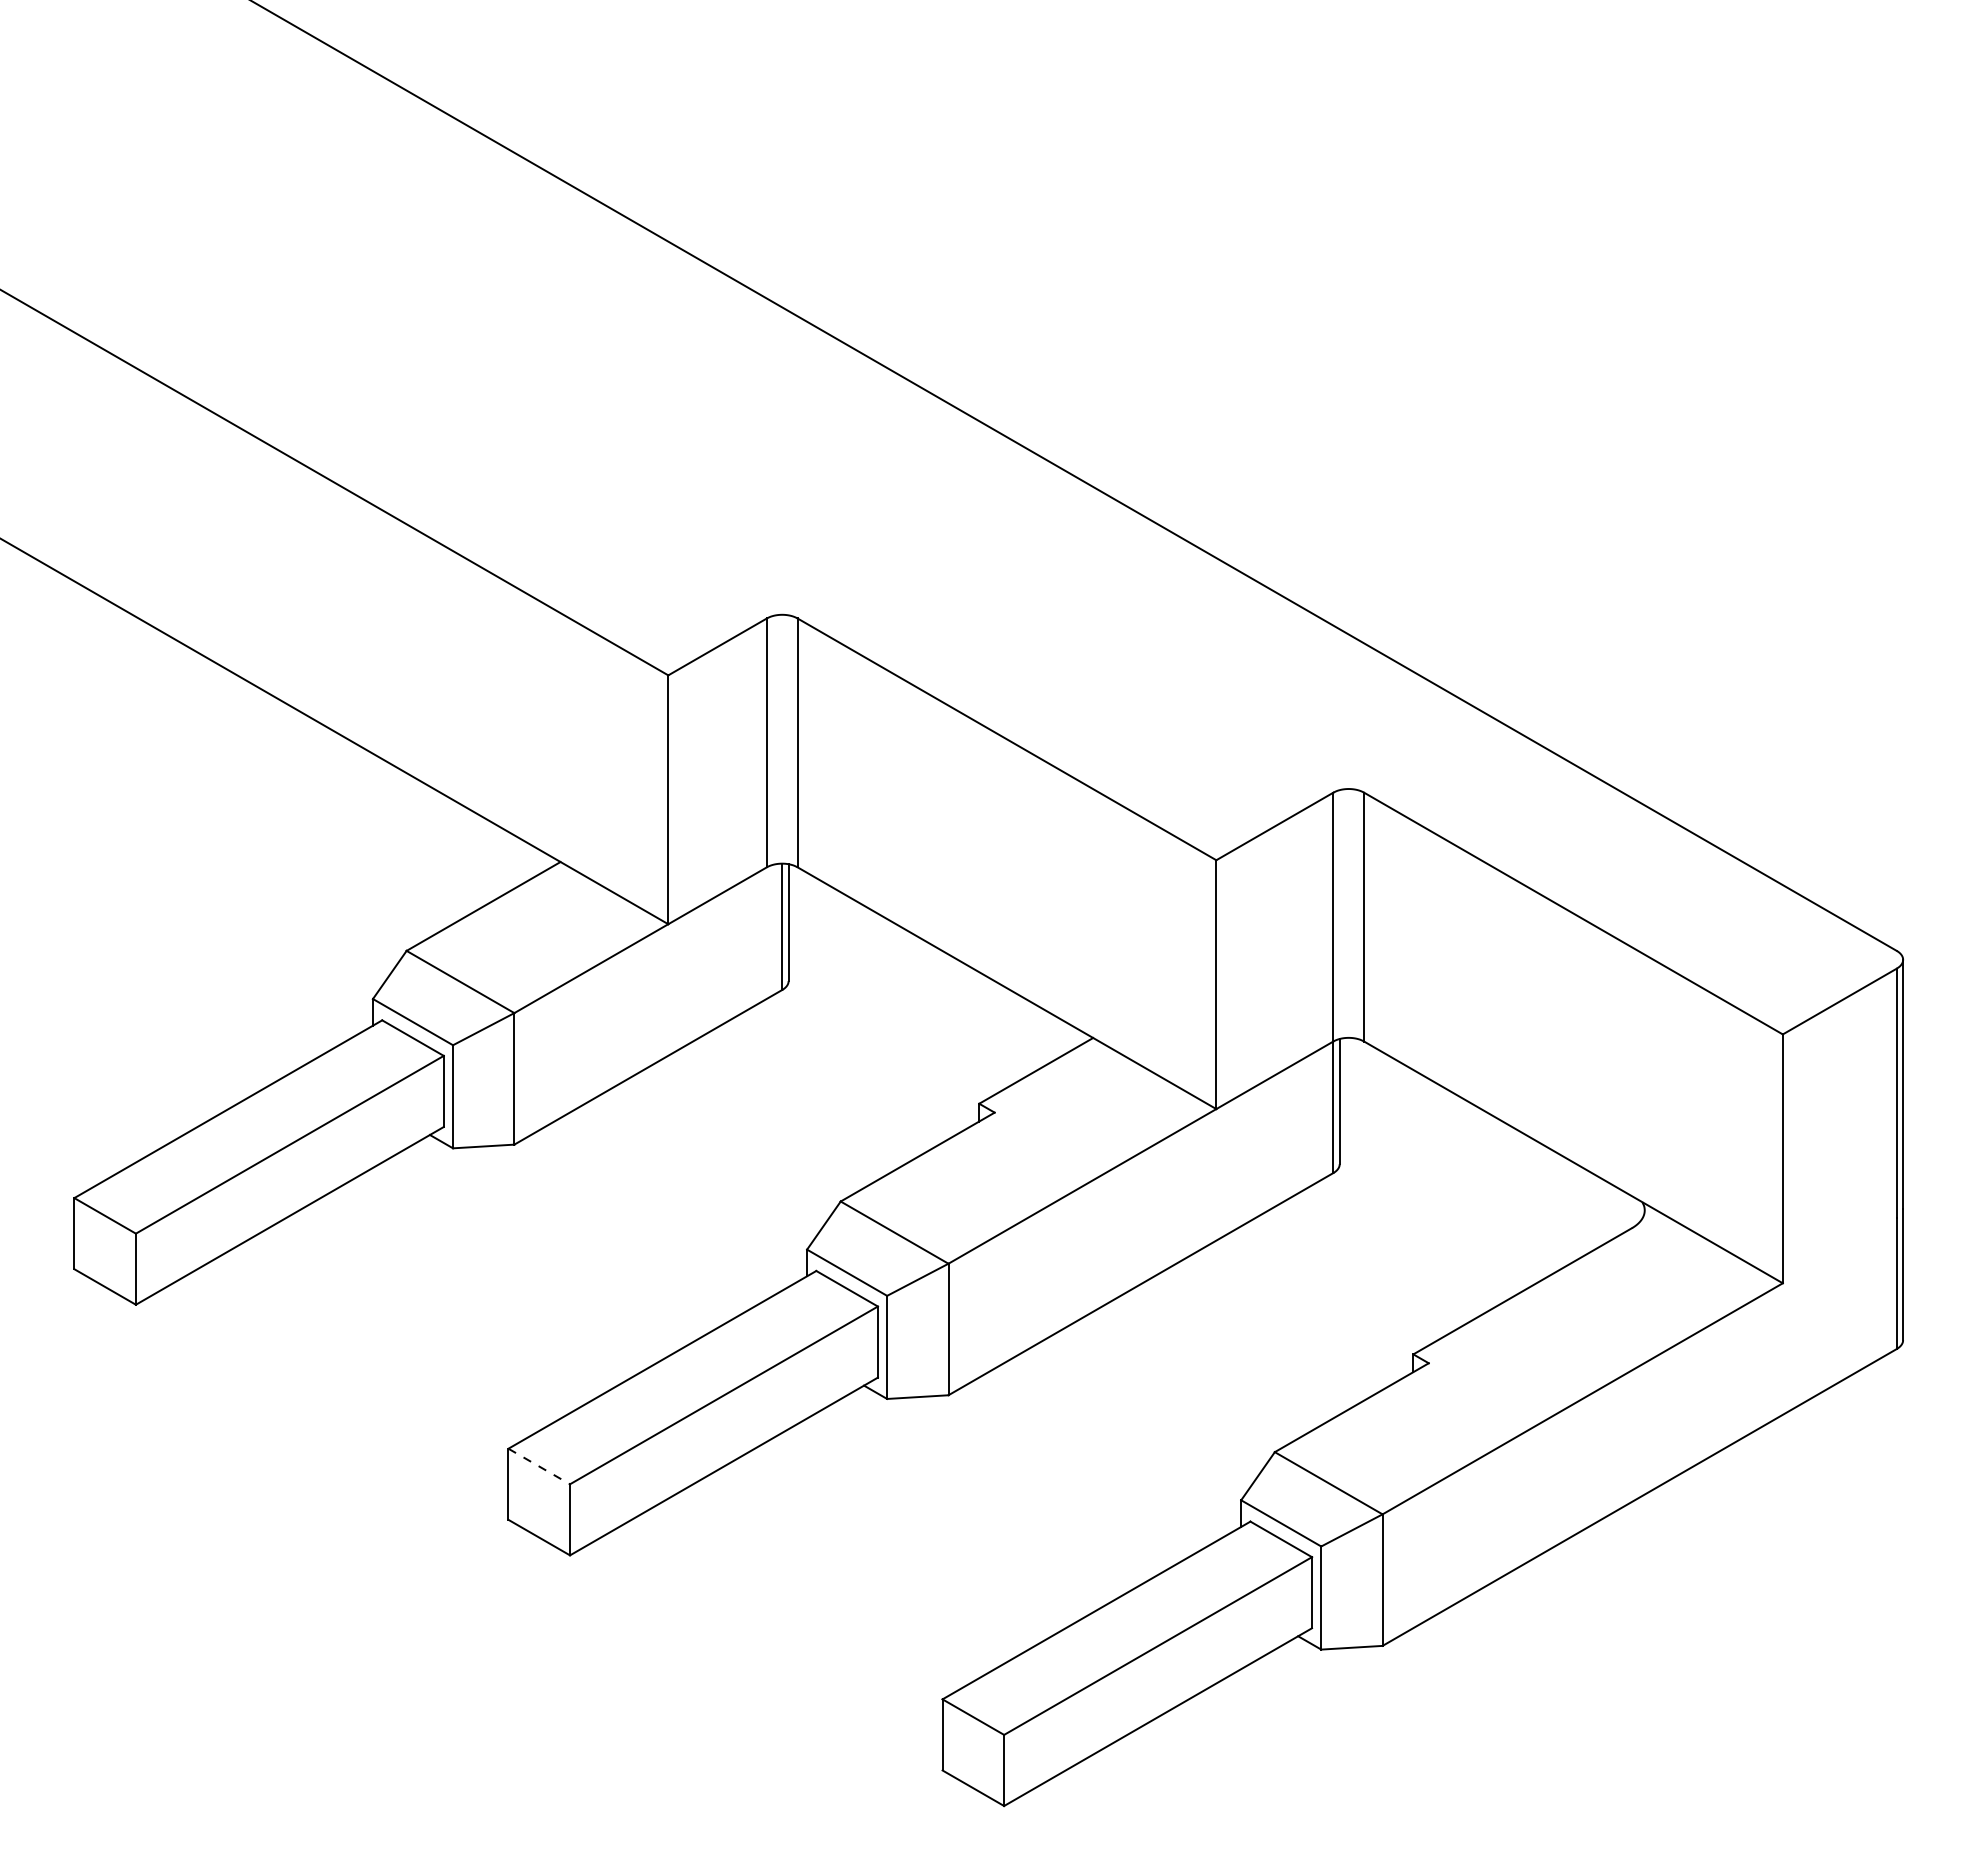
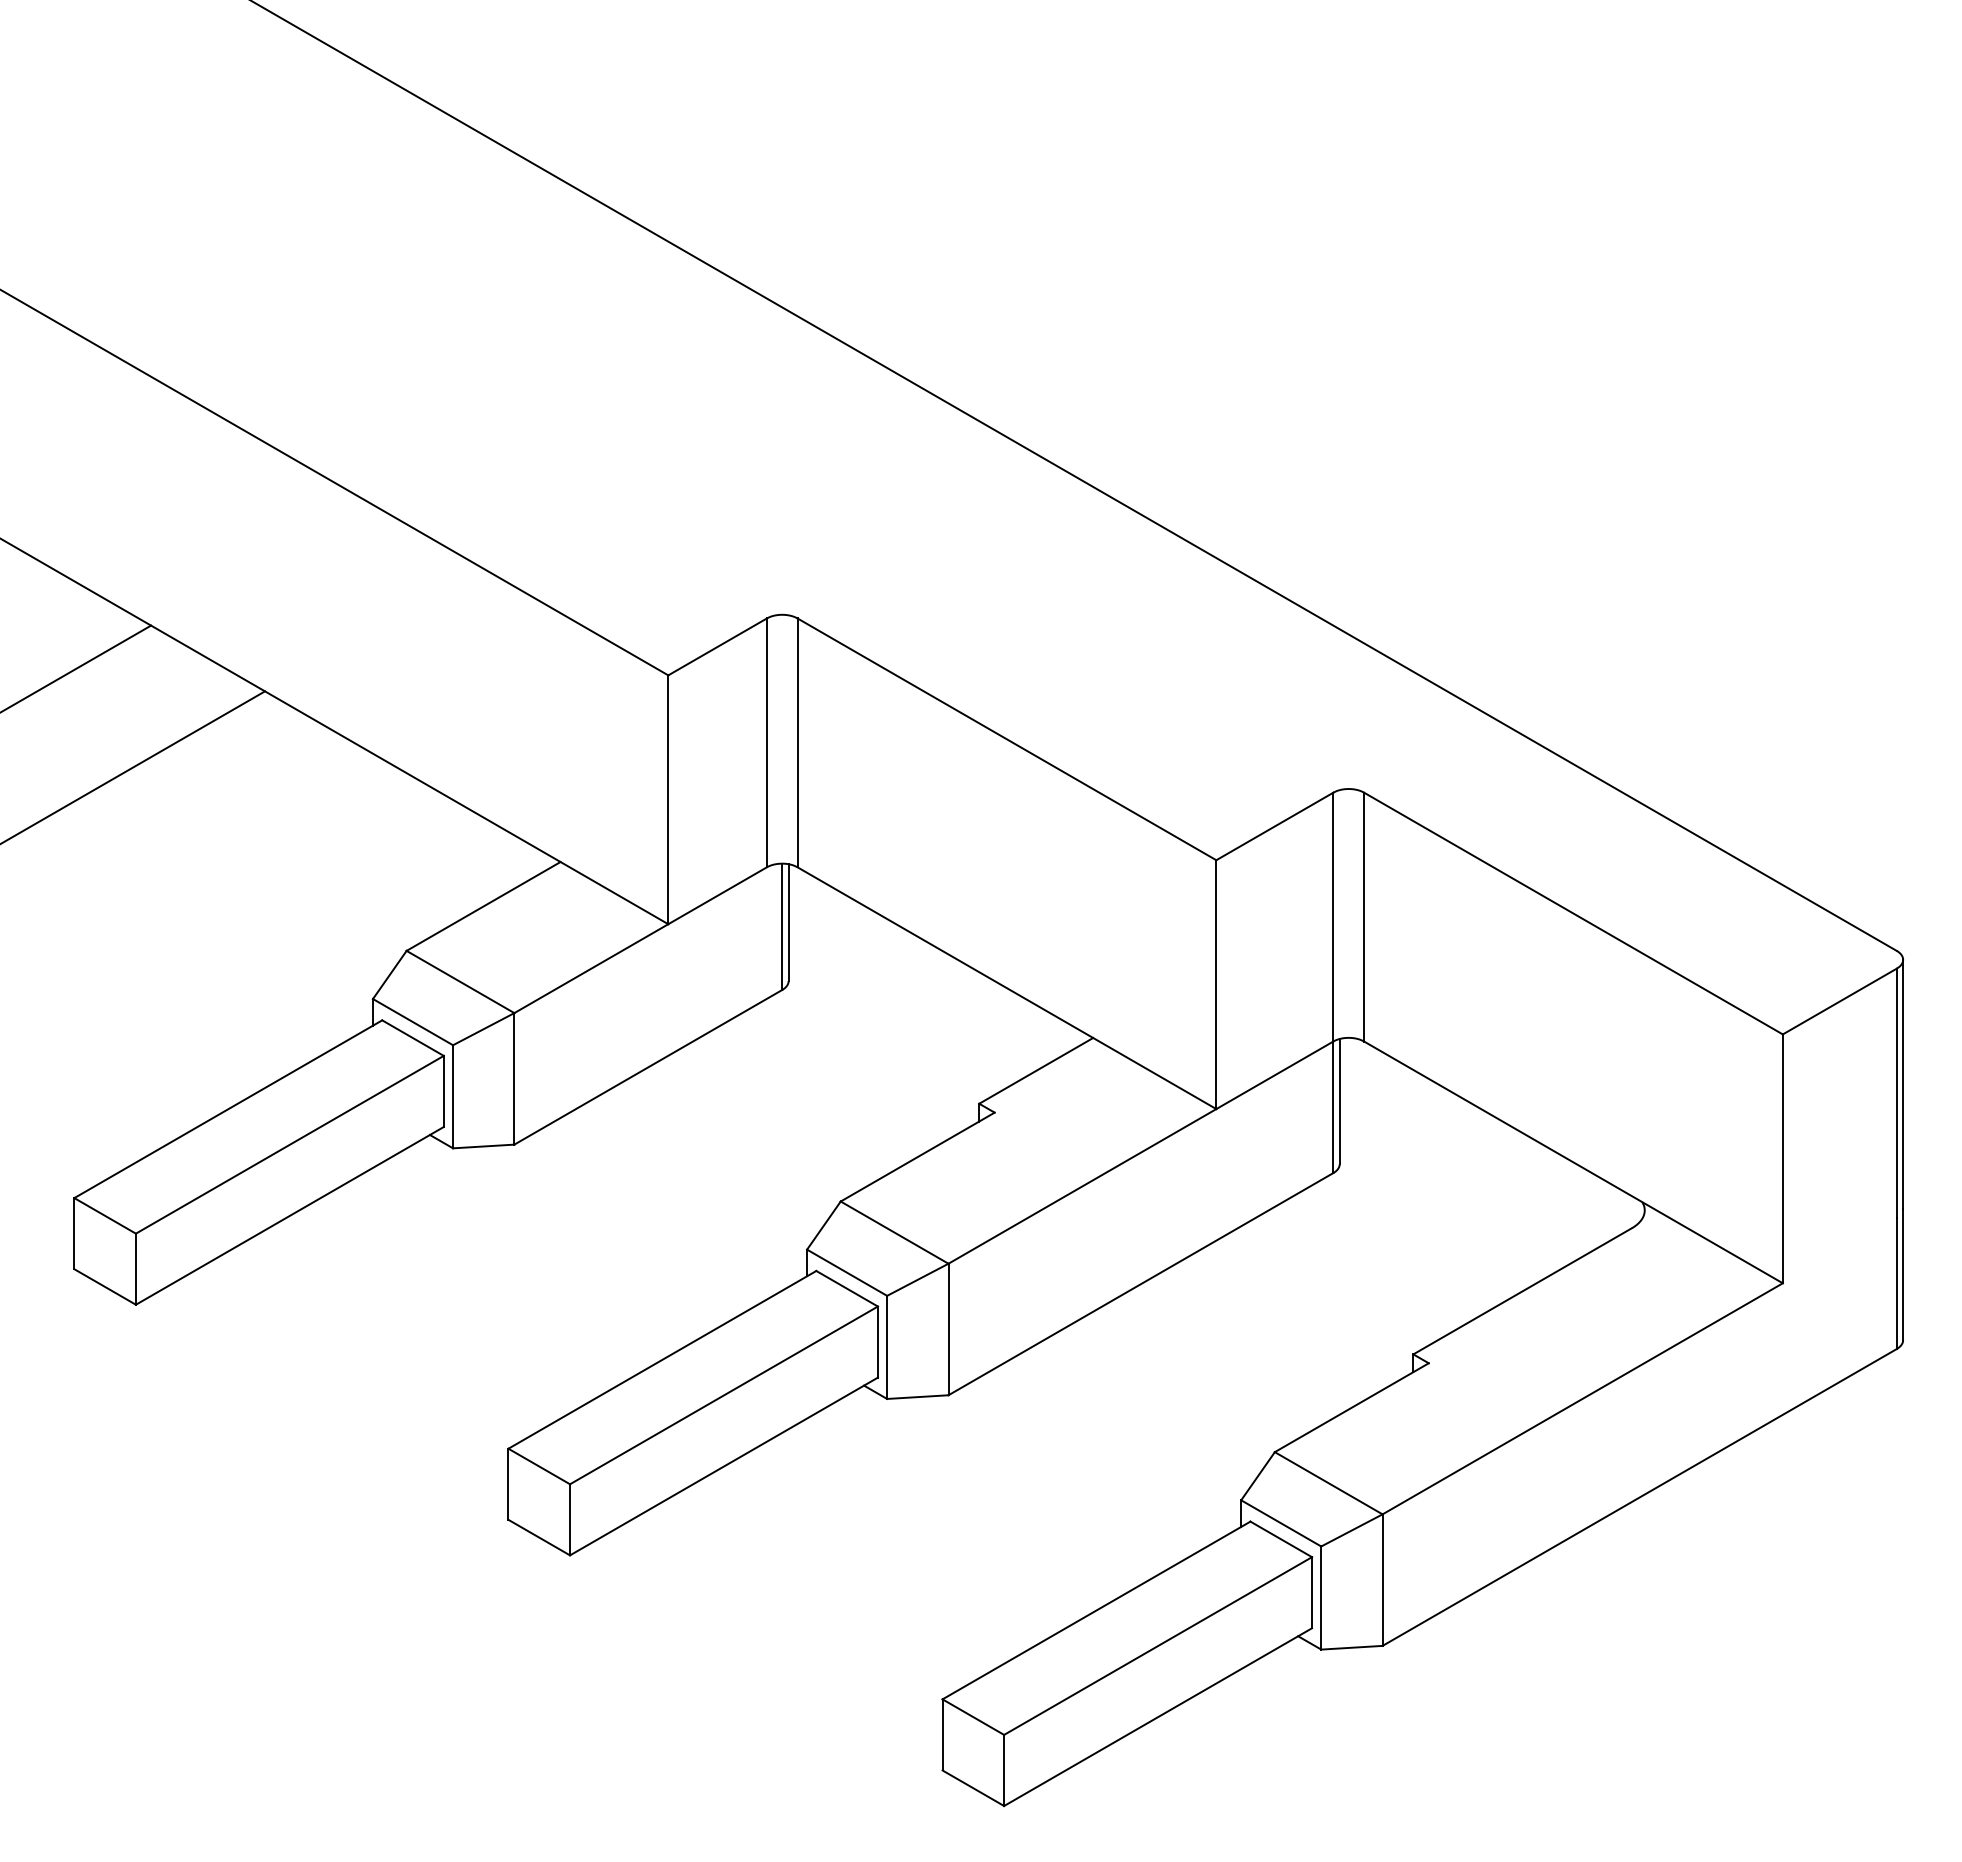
line: none -> present (76, 668)
line: none -> present (133, 767)
line: dashed -> solid (539, 1466)
